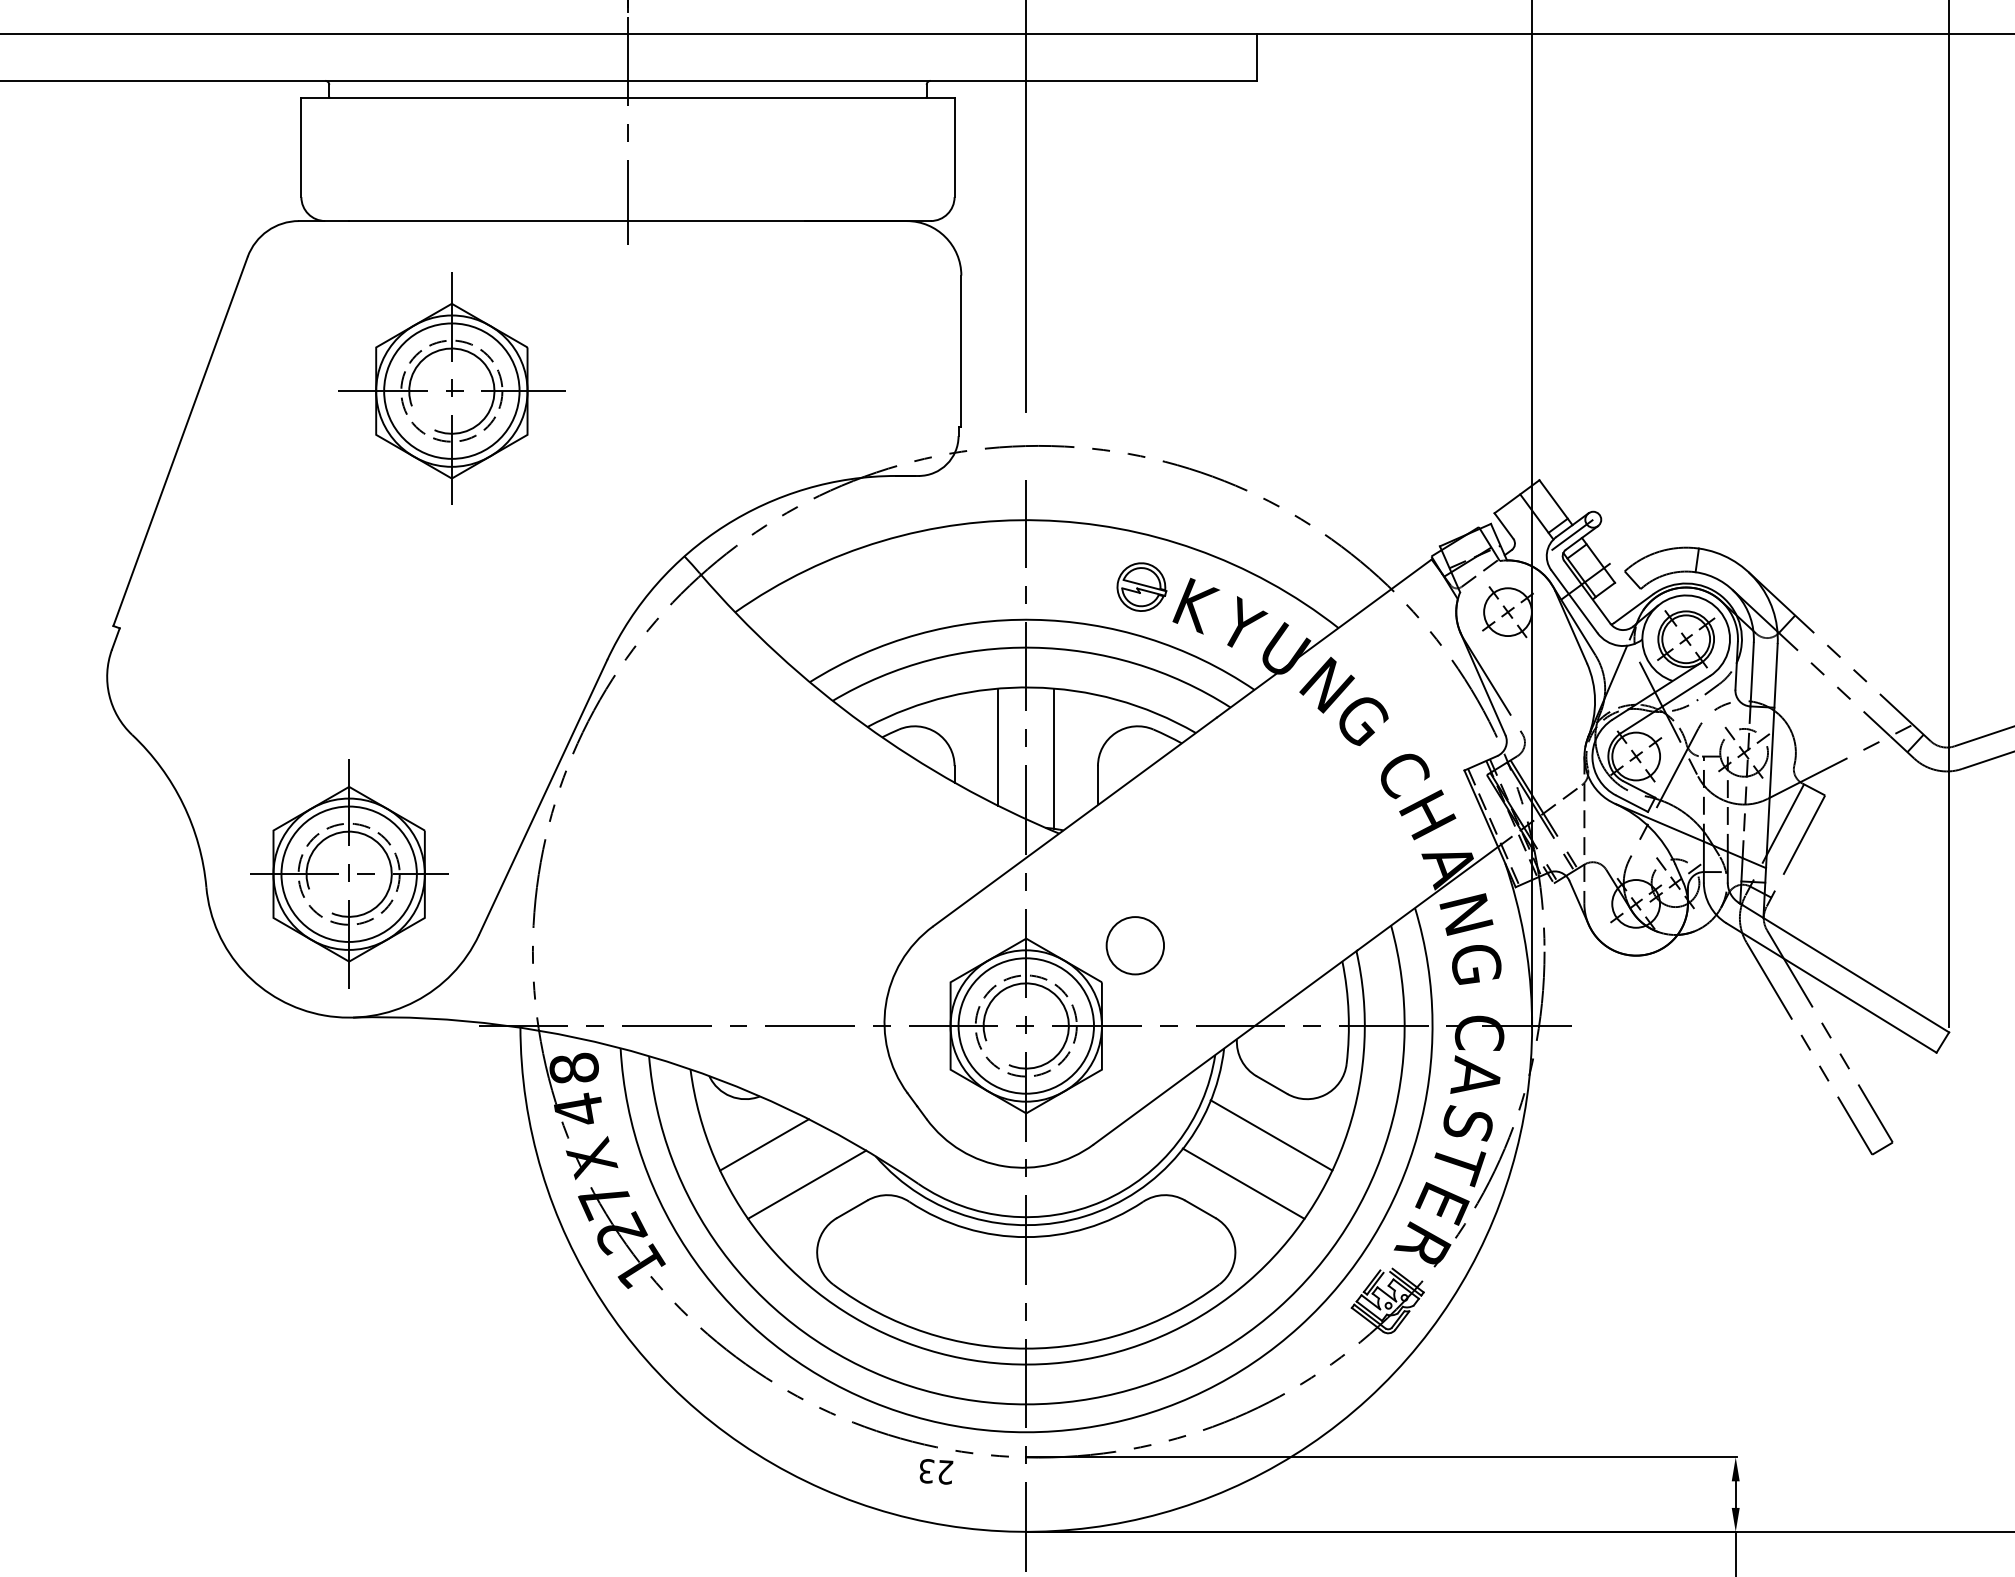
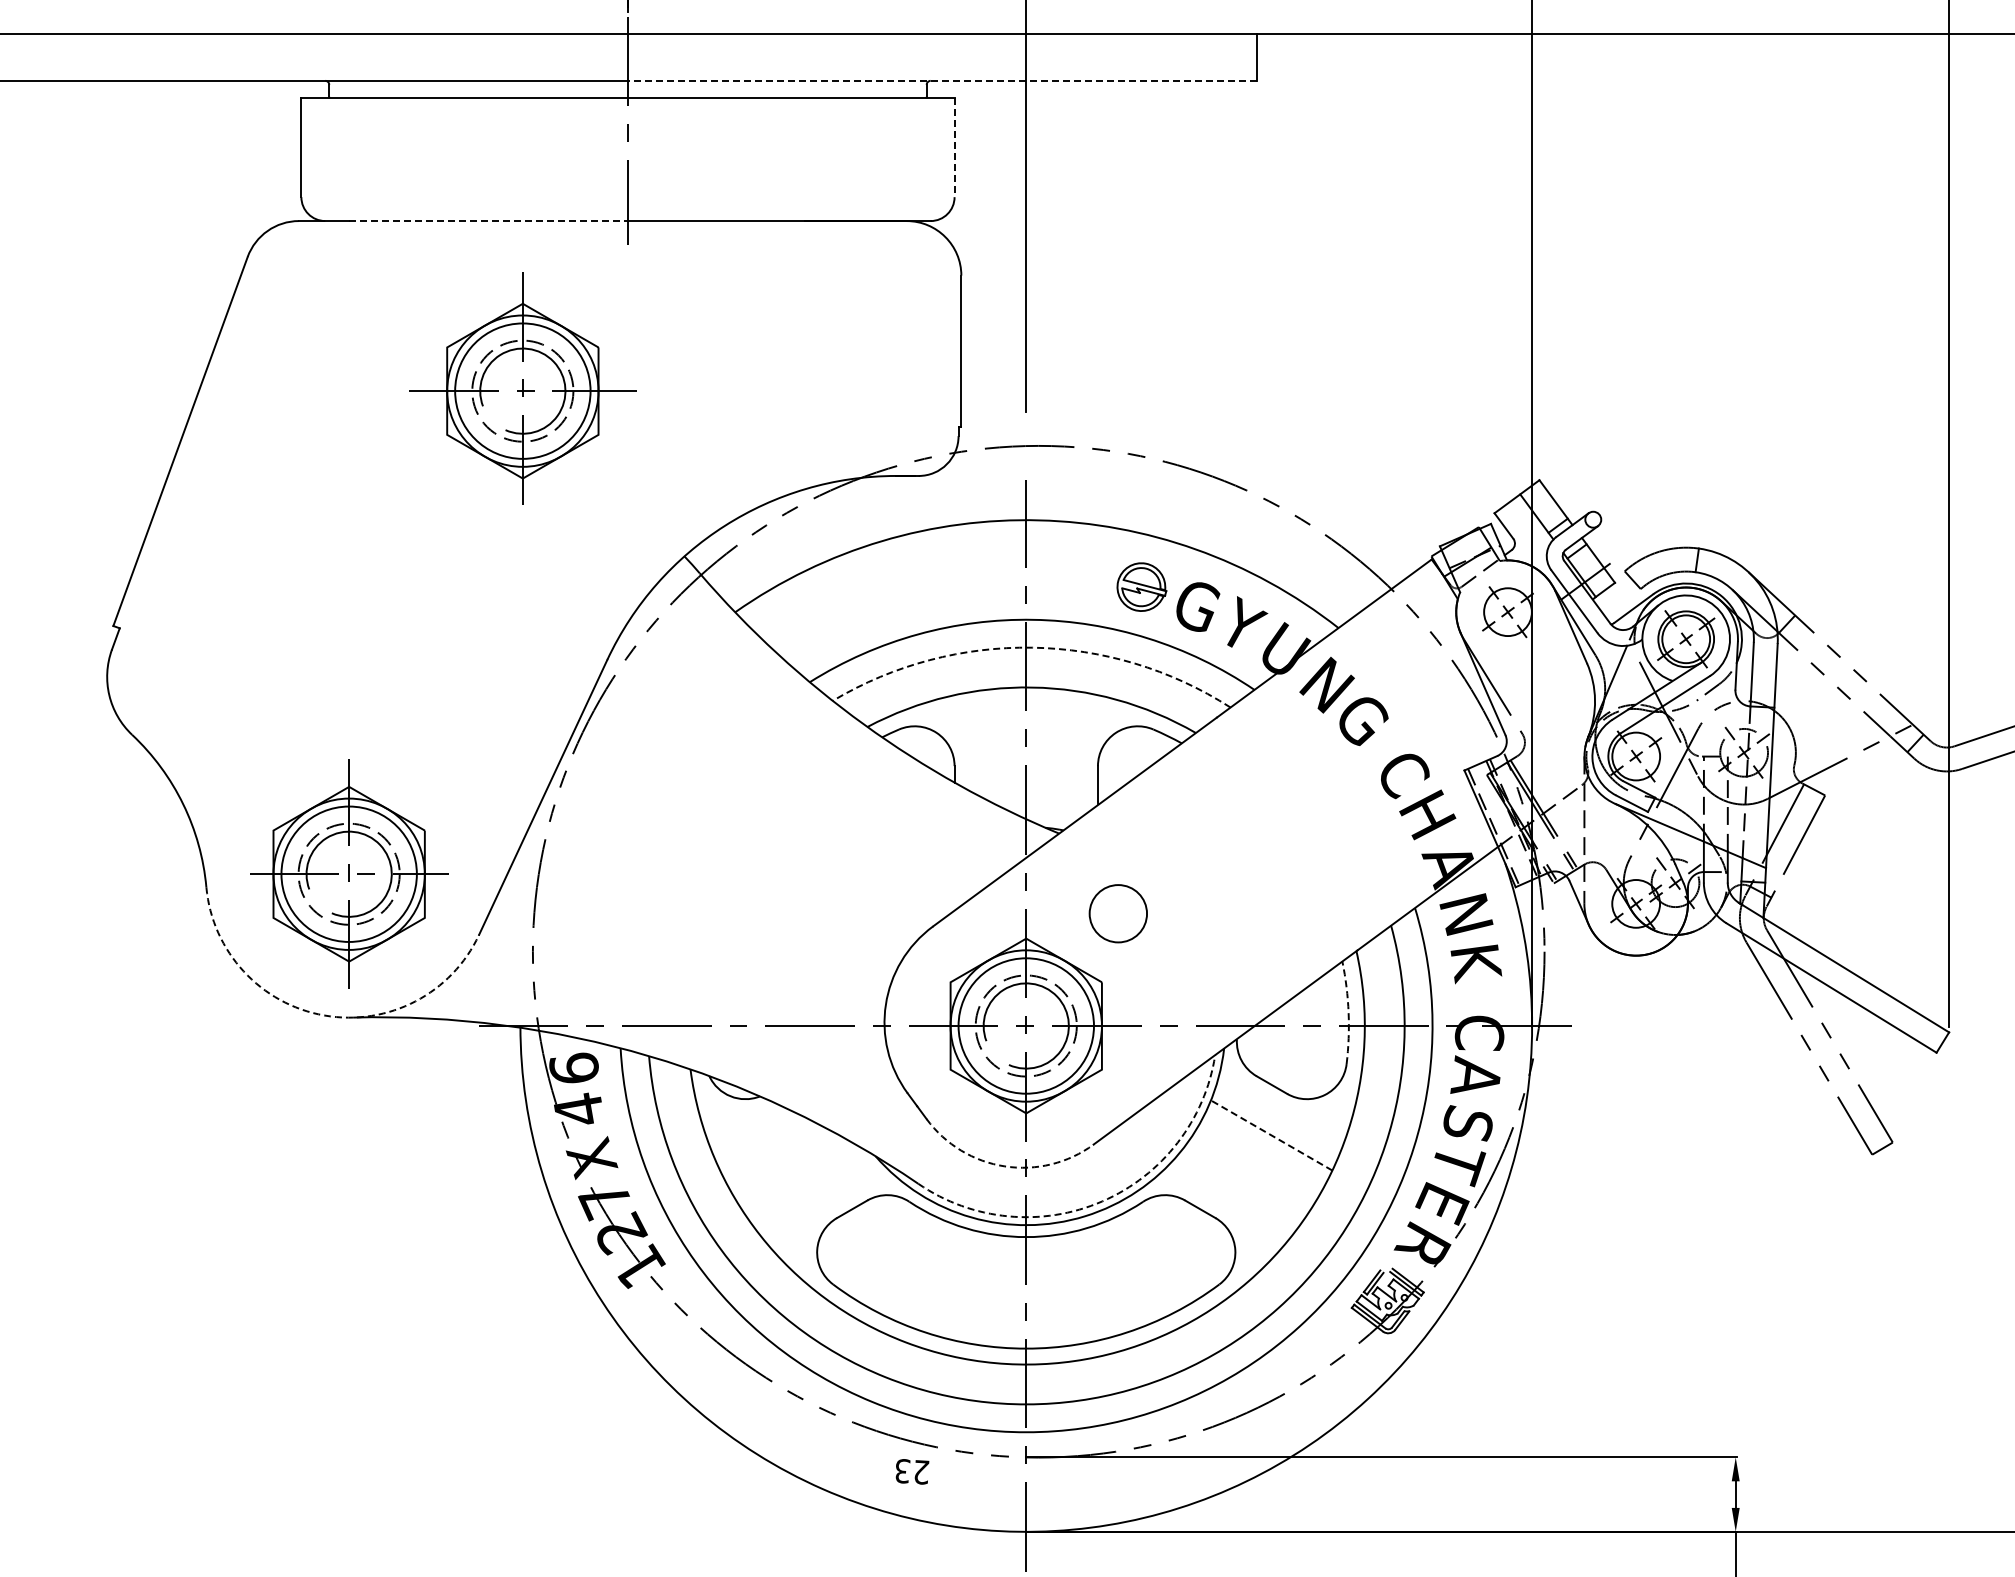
line: solid -> dashed (942, 80)
line: solid -> dashed (954, 148)
line: solid -> dashed (489, 221)
part position: (451, 388) -> (522, 388) (522, 388)
line: present -> none (1572, 534)
text: K -> G (1196, 605)
arc: solid -> dashed (1032, 647)
line: present -> none (998, 746)
line: present -> none (1054, 758)
circle position: (1134, 945) -> (1117, 913) (1117, 913)
text: G -> K (1476, 964)
arc: solid -> dashed (1348, 1012)
arc: solid -> dashed (324, 1015)
text: 8 -> 6 (573, 1067)
line: solid -> dashed (1271, 1135)
line: present -> none (764, 1144)
arc: solid -> dashed (1004, 1166)
line: present -> none (1243, 1183)
line: present -> none (807, 1184)
arc: solid -> dashed (1102, 1201)
text position: (936, 1471) -> (912, 1471) (912, 1471)
